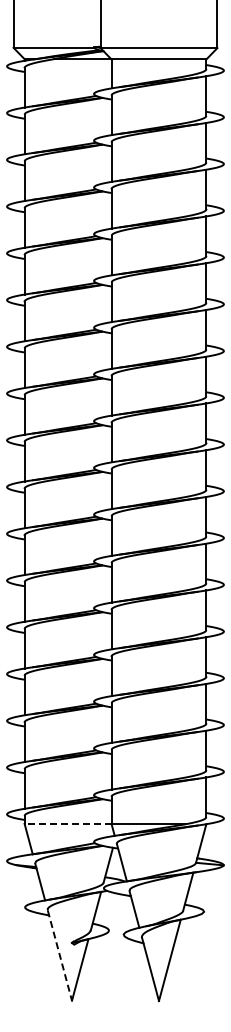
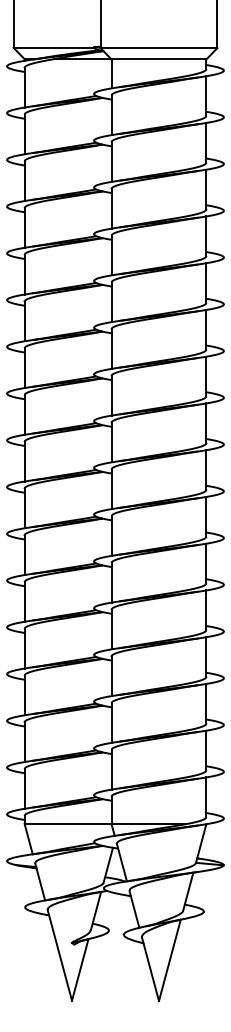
line: dashed -> solid (67, 823)
line: dashed -> solid (59, 955)
